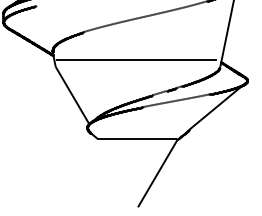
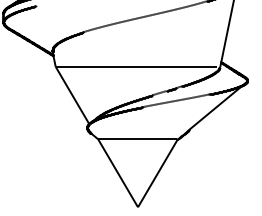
line position: (137, 59) -> (137, 66) (137, 66)
line: none -> present (118, 173)
